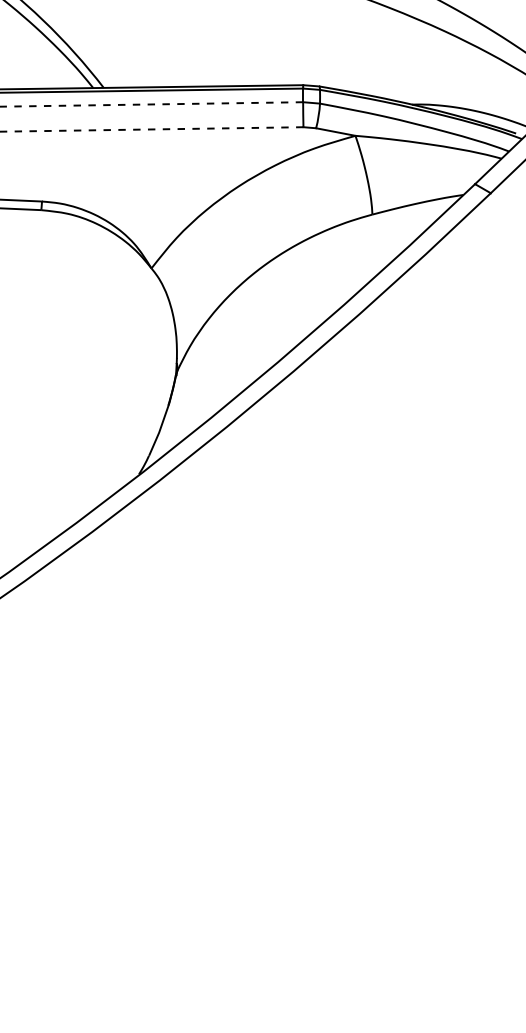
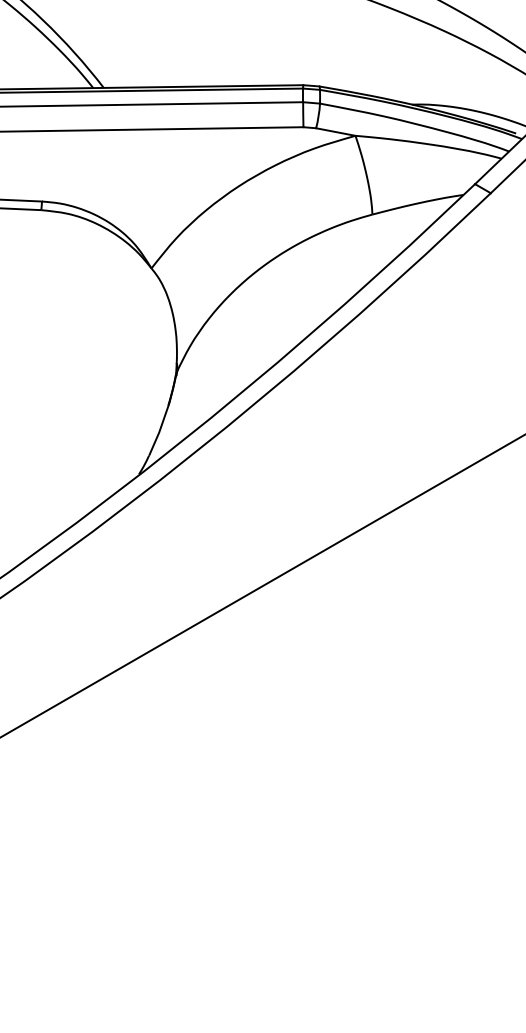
line: dashed -> solid (151, 104)
line: dashed -> solid (151, 129)
line: none -> present (262, 585)
